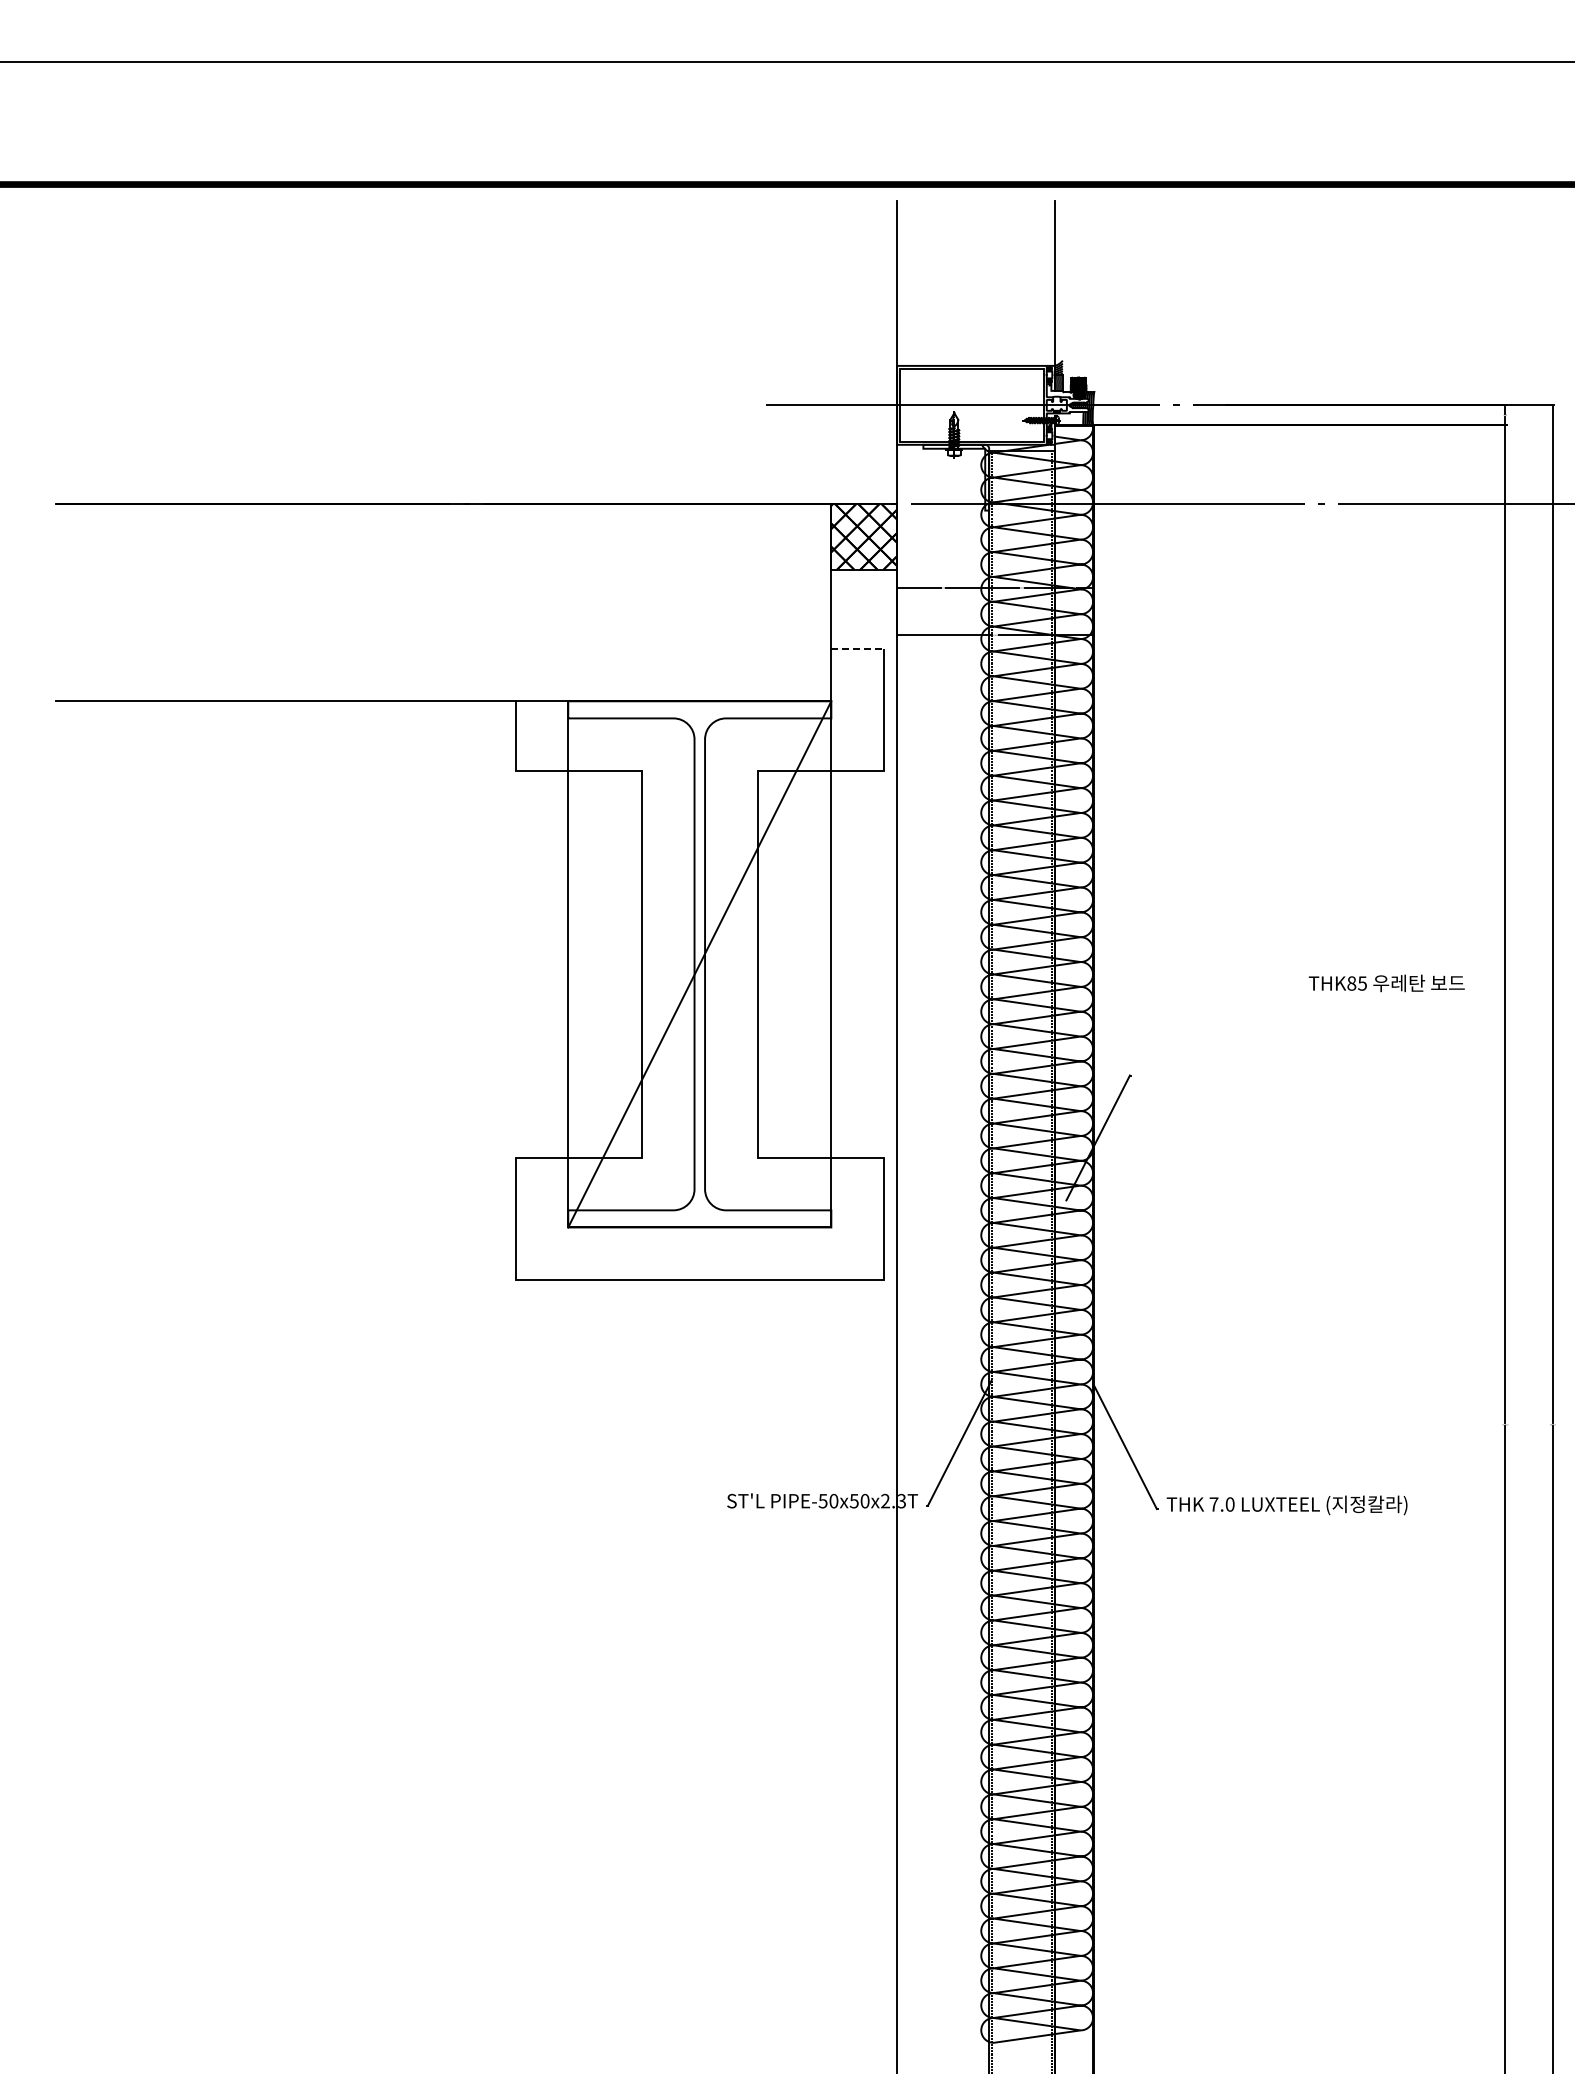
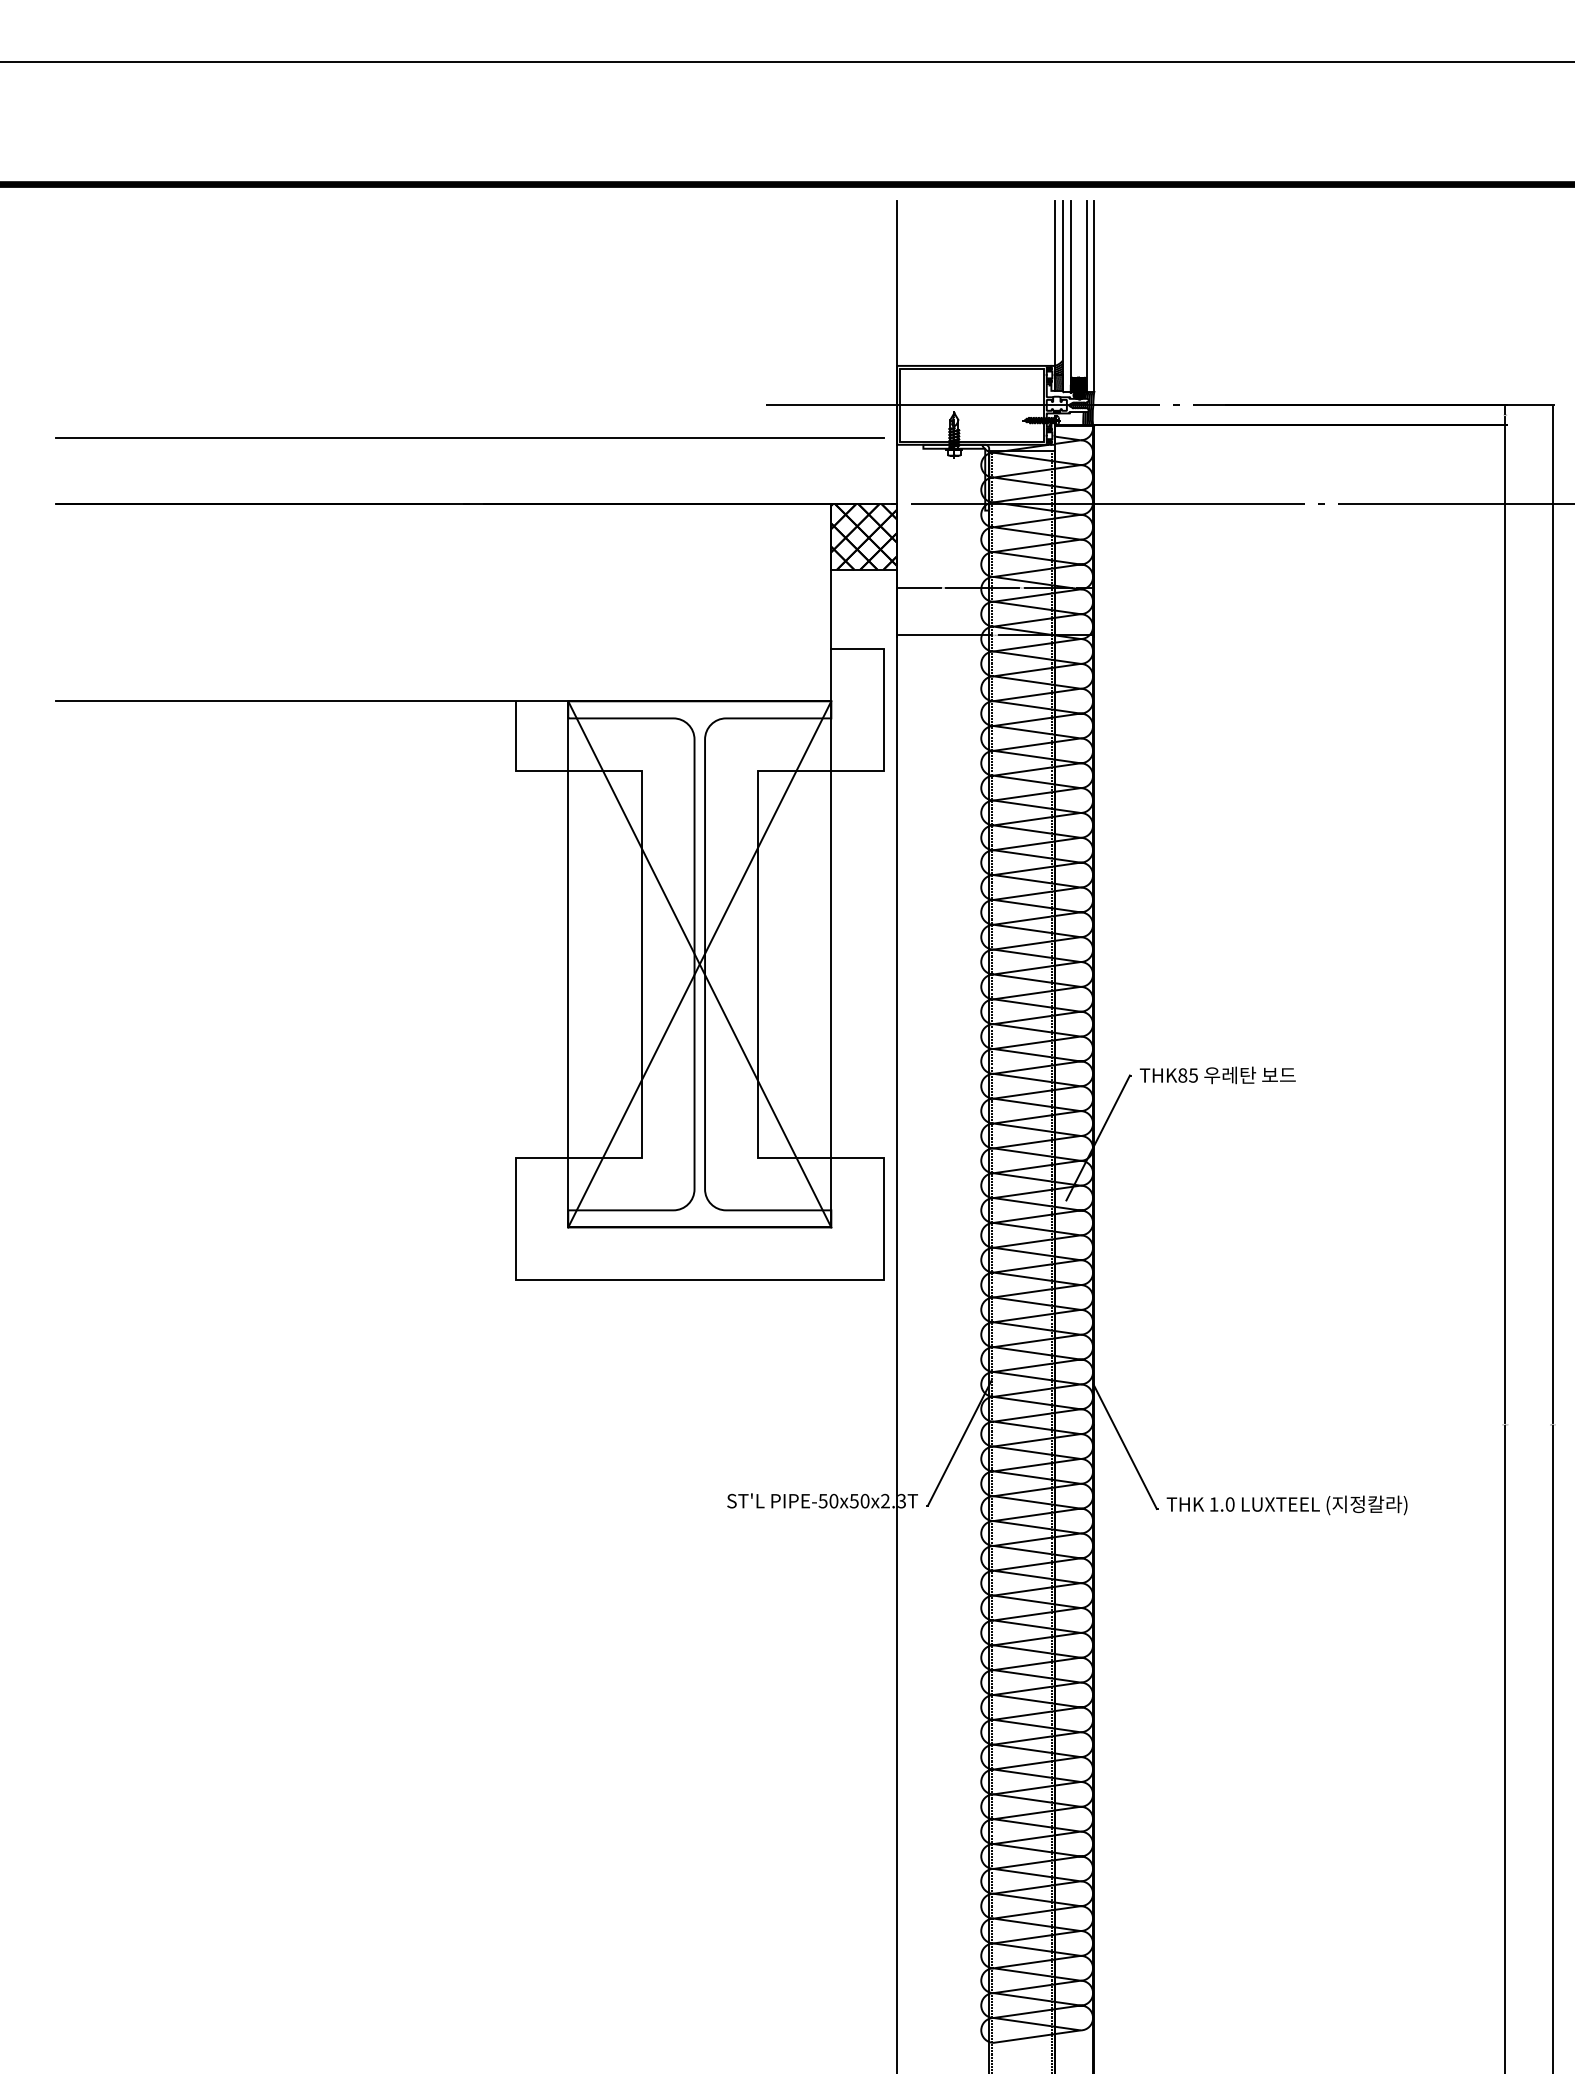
line: none -> present (1062, 295)
line: none -> present (1070, 296)
line: none -> present (1086, 296)
line: none -> present (1094, 296)
line: none -> present (469, 438)
line: dashed -> solid (858, 648)
line: none -> present (699, 964)
text position: (1386, 983) -> (1217, 1075) (1217, 1075)
text: 7.0 -> 1.0 (1213, 1504)
